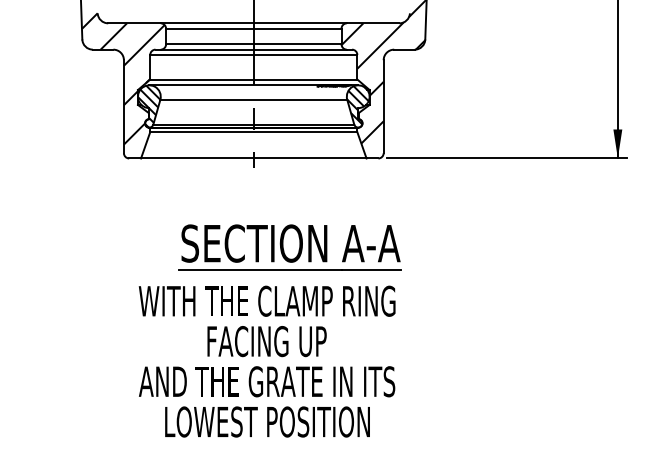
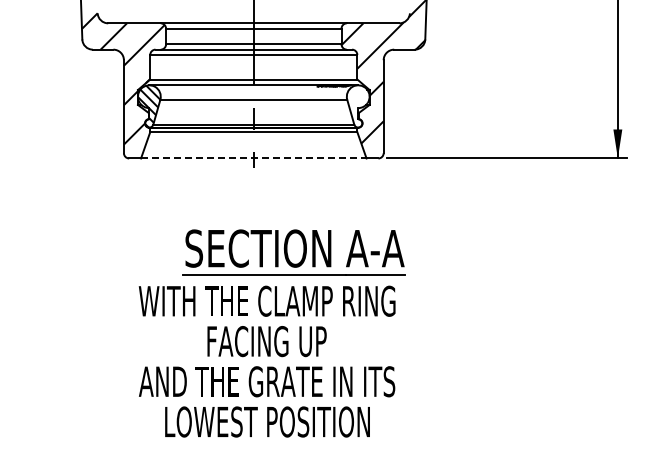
hatch: present -> none (357, 105)
line: solid -> dashed (253, 158)
part position: (289, 247) -> (293, 252) (293, 252)
